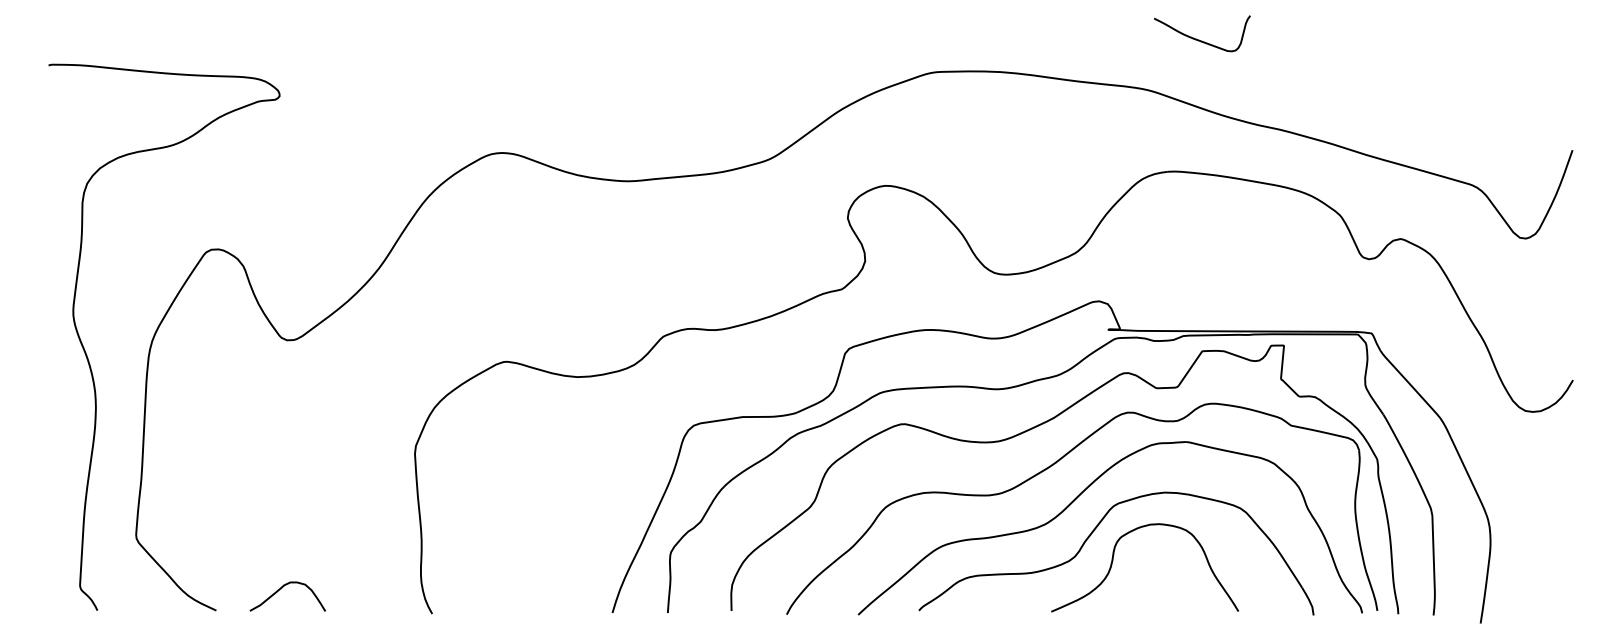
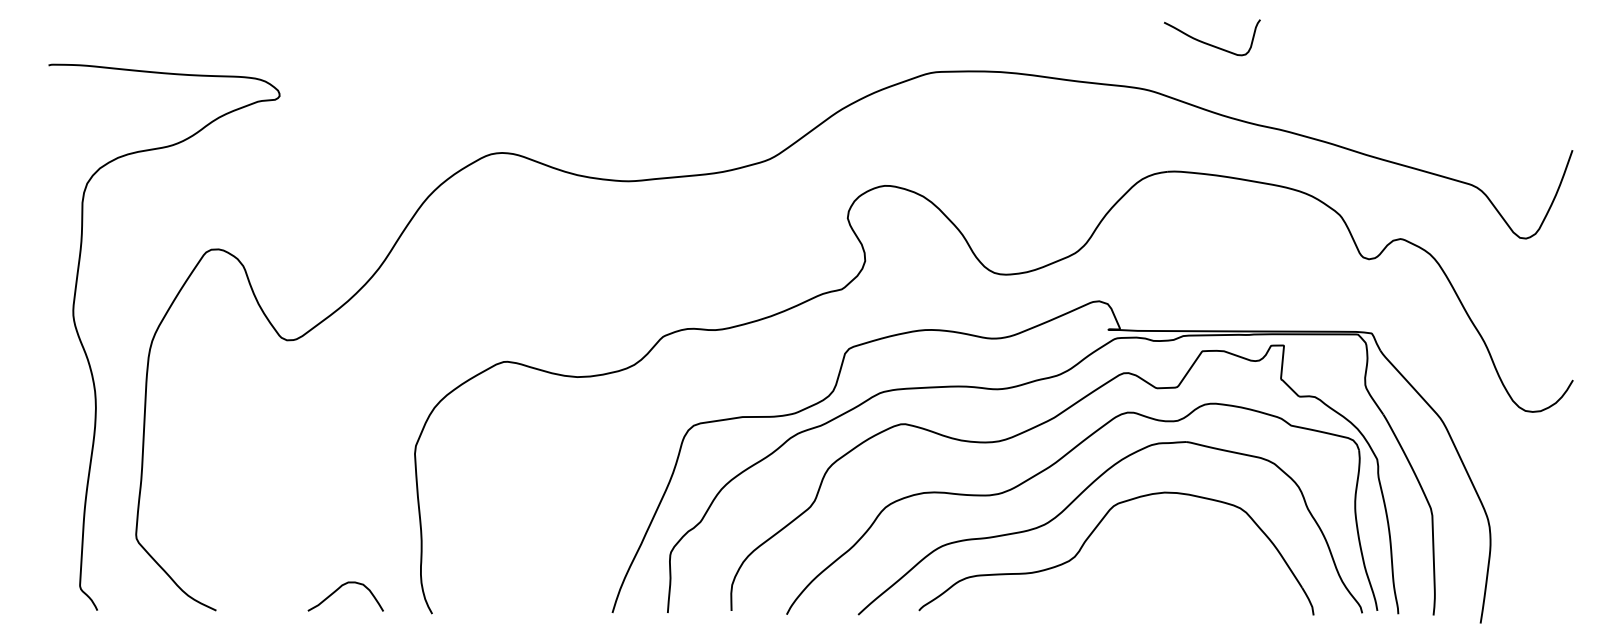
curve position: (1199, 39) -> (1209, 43) (1209, 43)
curve: present -> none (1113, 561)
curve position: (281, 589) -> (339, 589) (339, 589)
